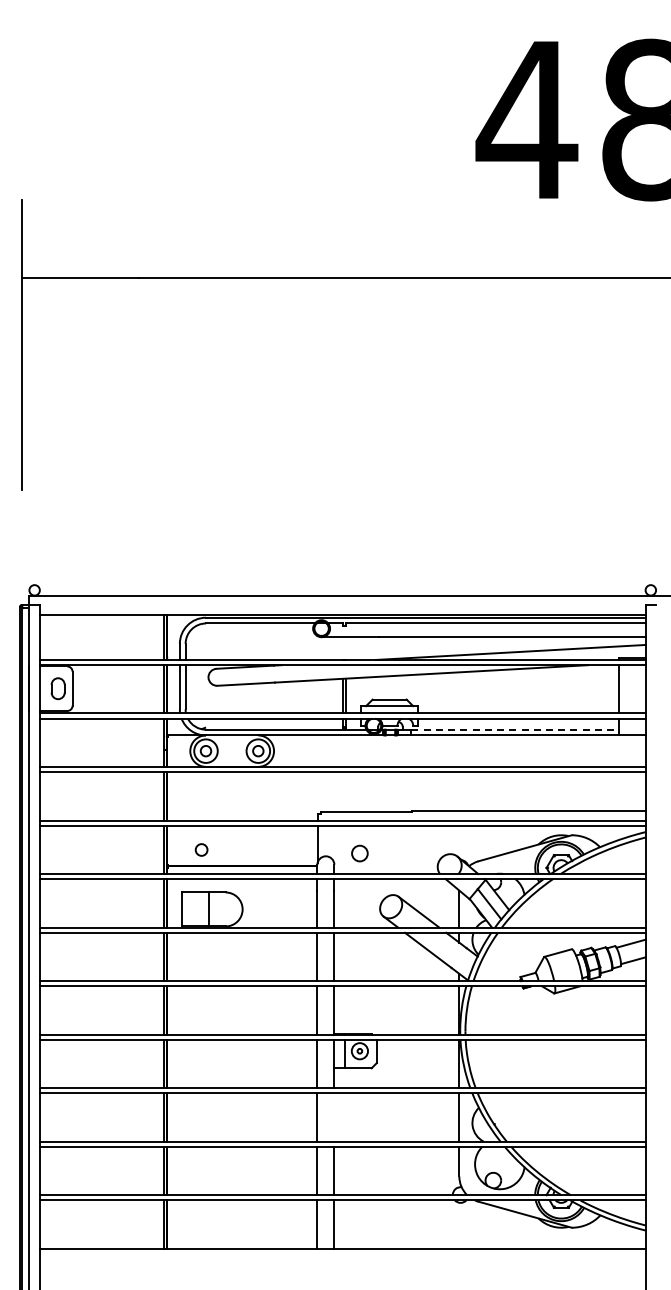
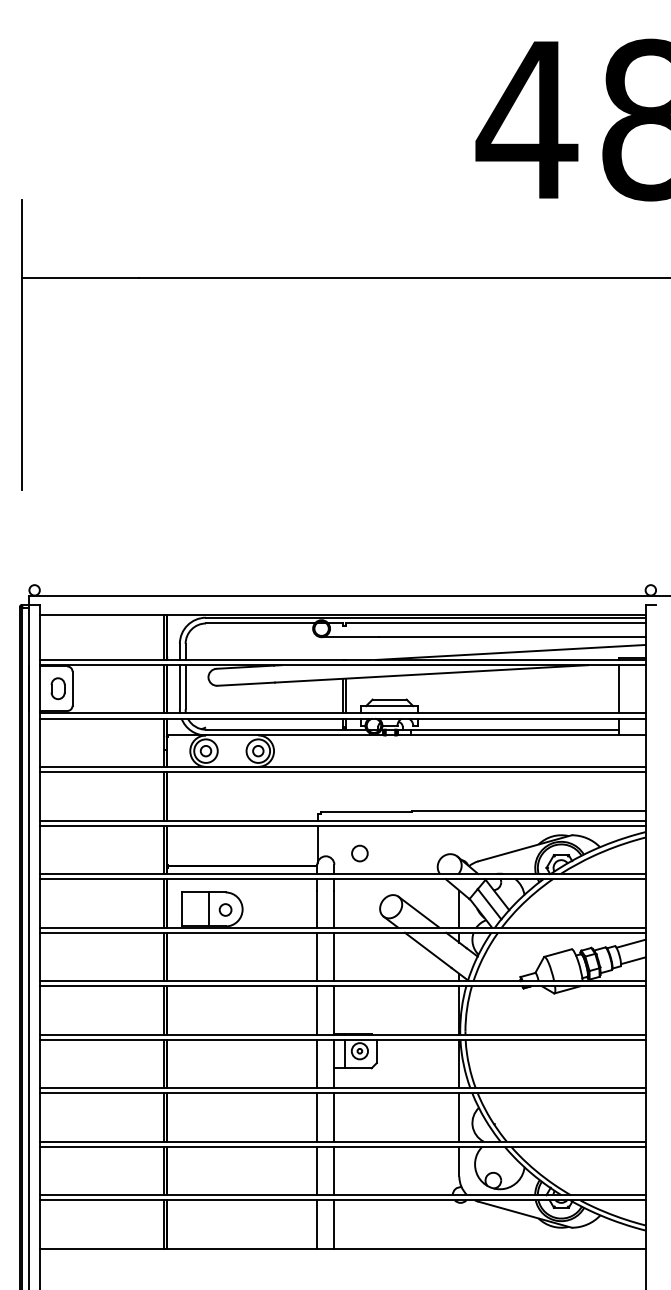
line: dashed -> solid (515, 729)
circle position: (201, 849) -> (225, 909) (225, 909)
line: none -> present (334, 1117)
